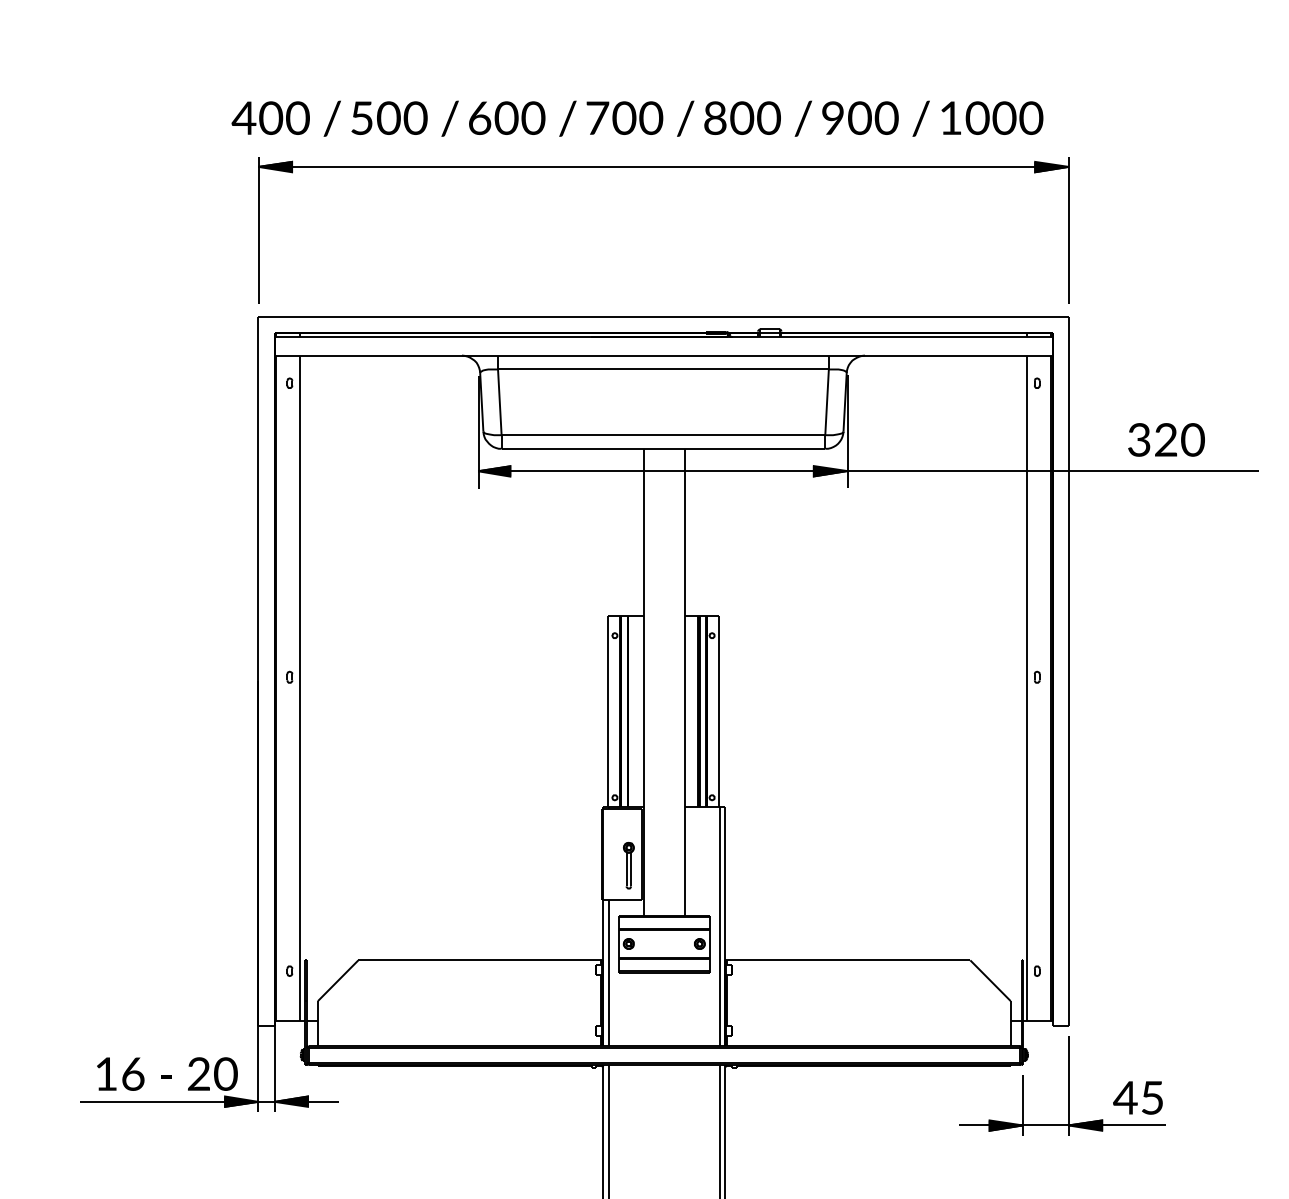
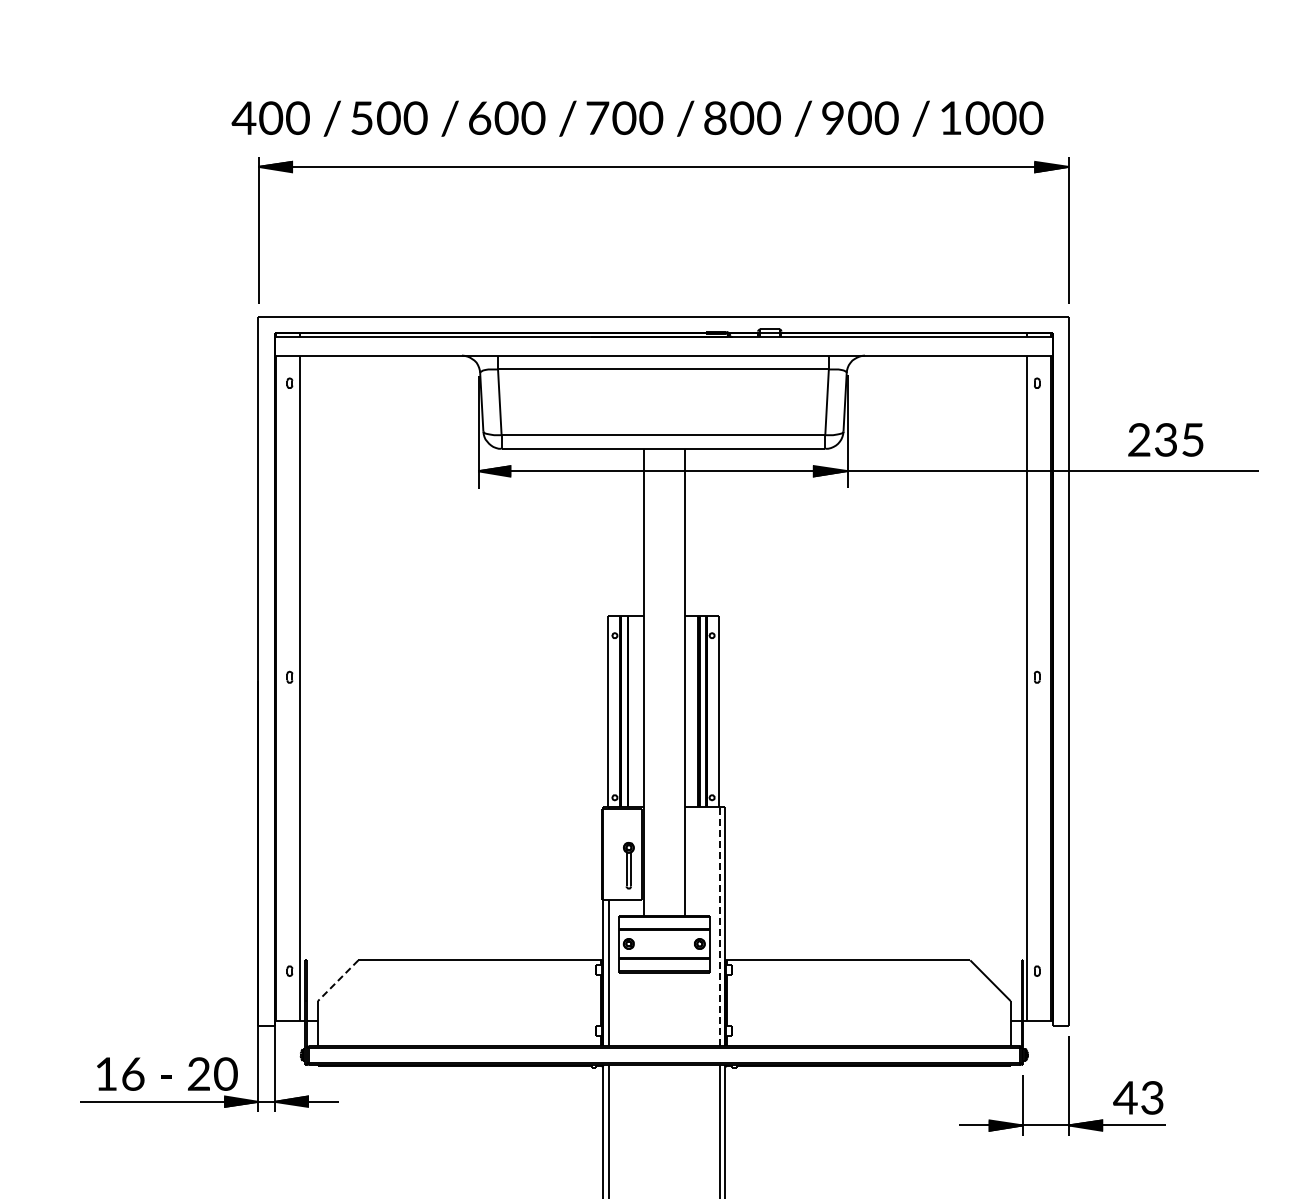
text: 320 -> 235 (1166, 439)
line: solid -> dashed (719, 926)
line: solid -> dashed (338, 980)
text: 45 -> 43 (1152, 1097)
